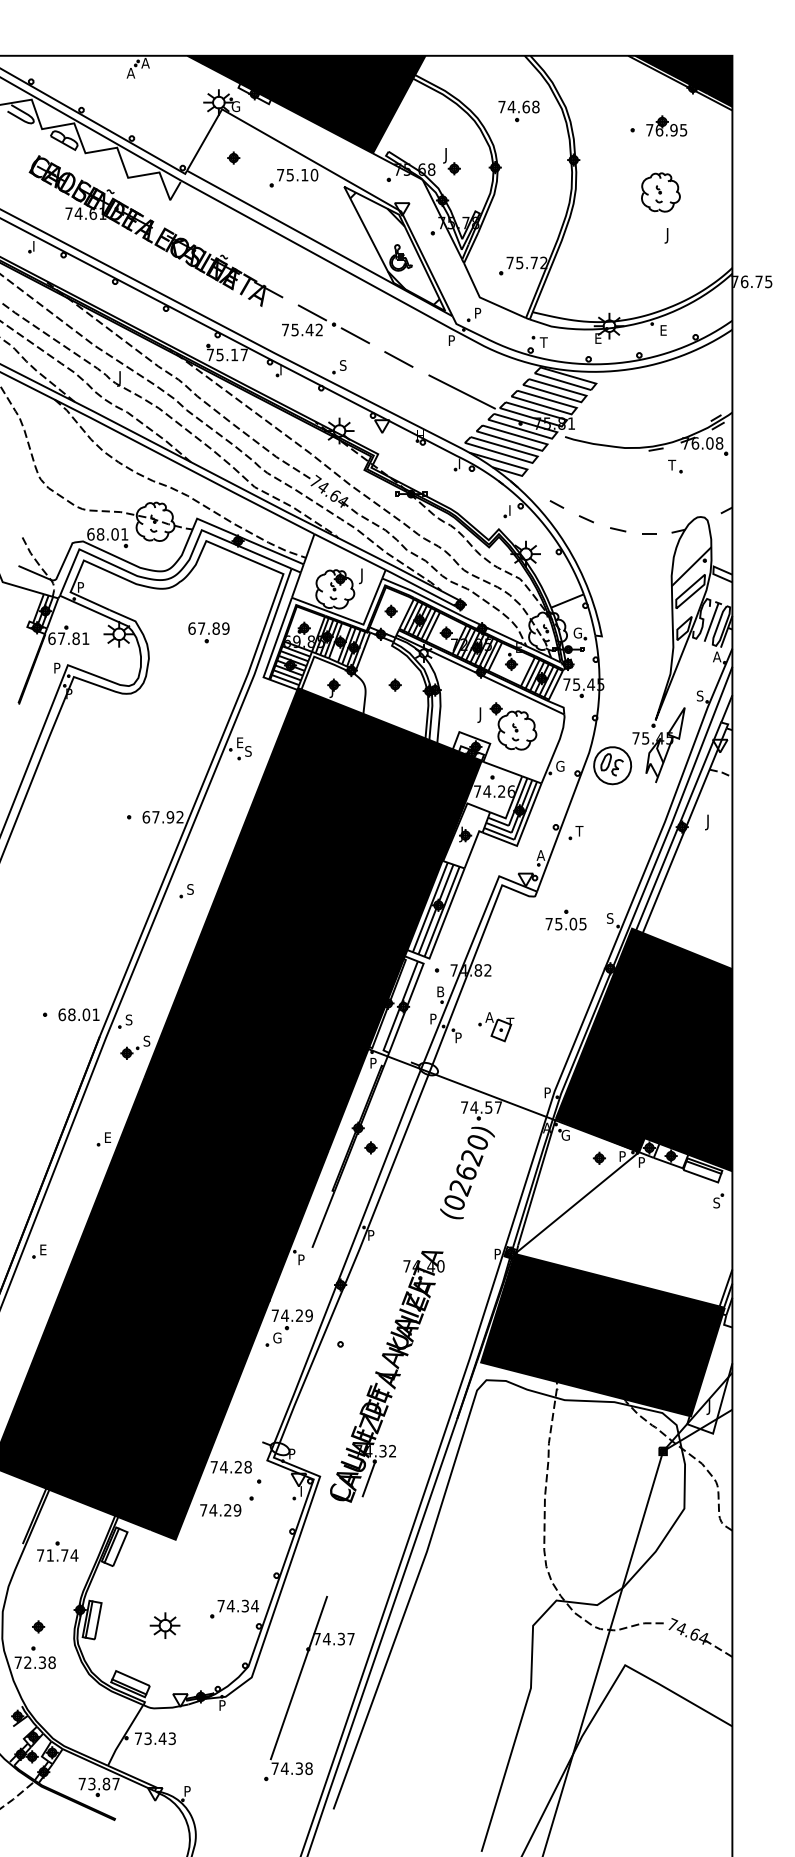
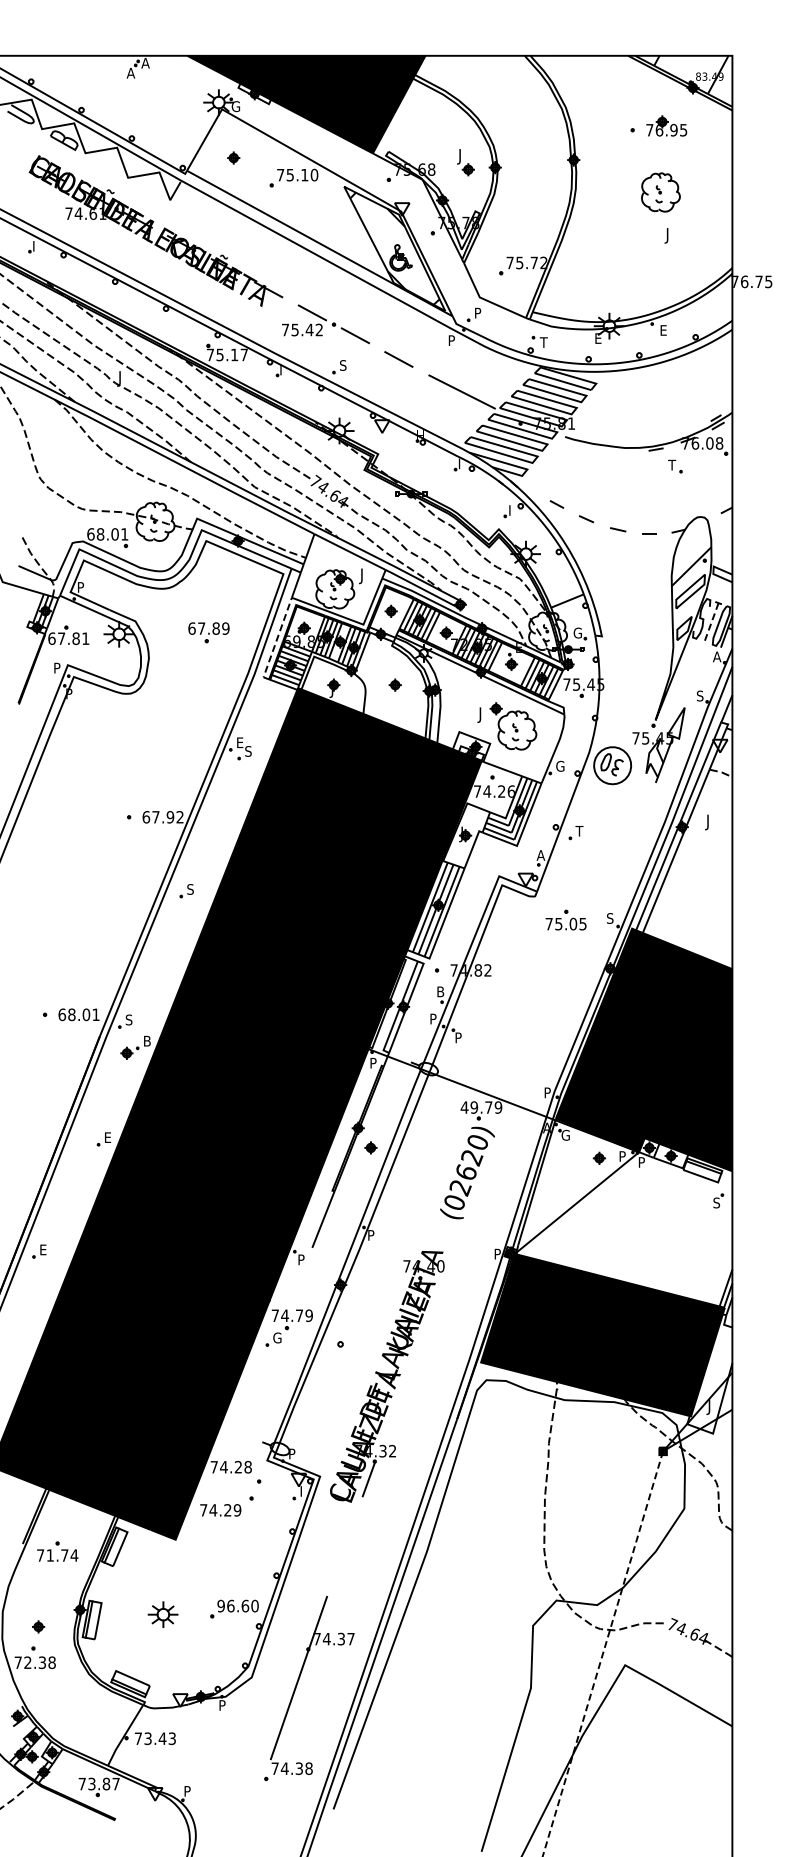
fill: present -> none (683, 80)
part: present -> none (518, 111)
part position: (451, 161) -> (465, 162) (465, 162)
line: solid -> dashed (711, 622)
line: solid -> dashed (276, 640)
part: present -> none (496, 1027)
text: S -> B (146, 1040)
text: 74.57 -> 49.79 (481, 1107)
text: 74.29 -> 74.79 (298, 1315)
text: 74.34 -> 96.60 (237, 1605)
part position: (164, 1625) -> (162, 1614) (162, 1614)
line: solid -> dashed (602, 1654)
